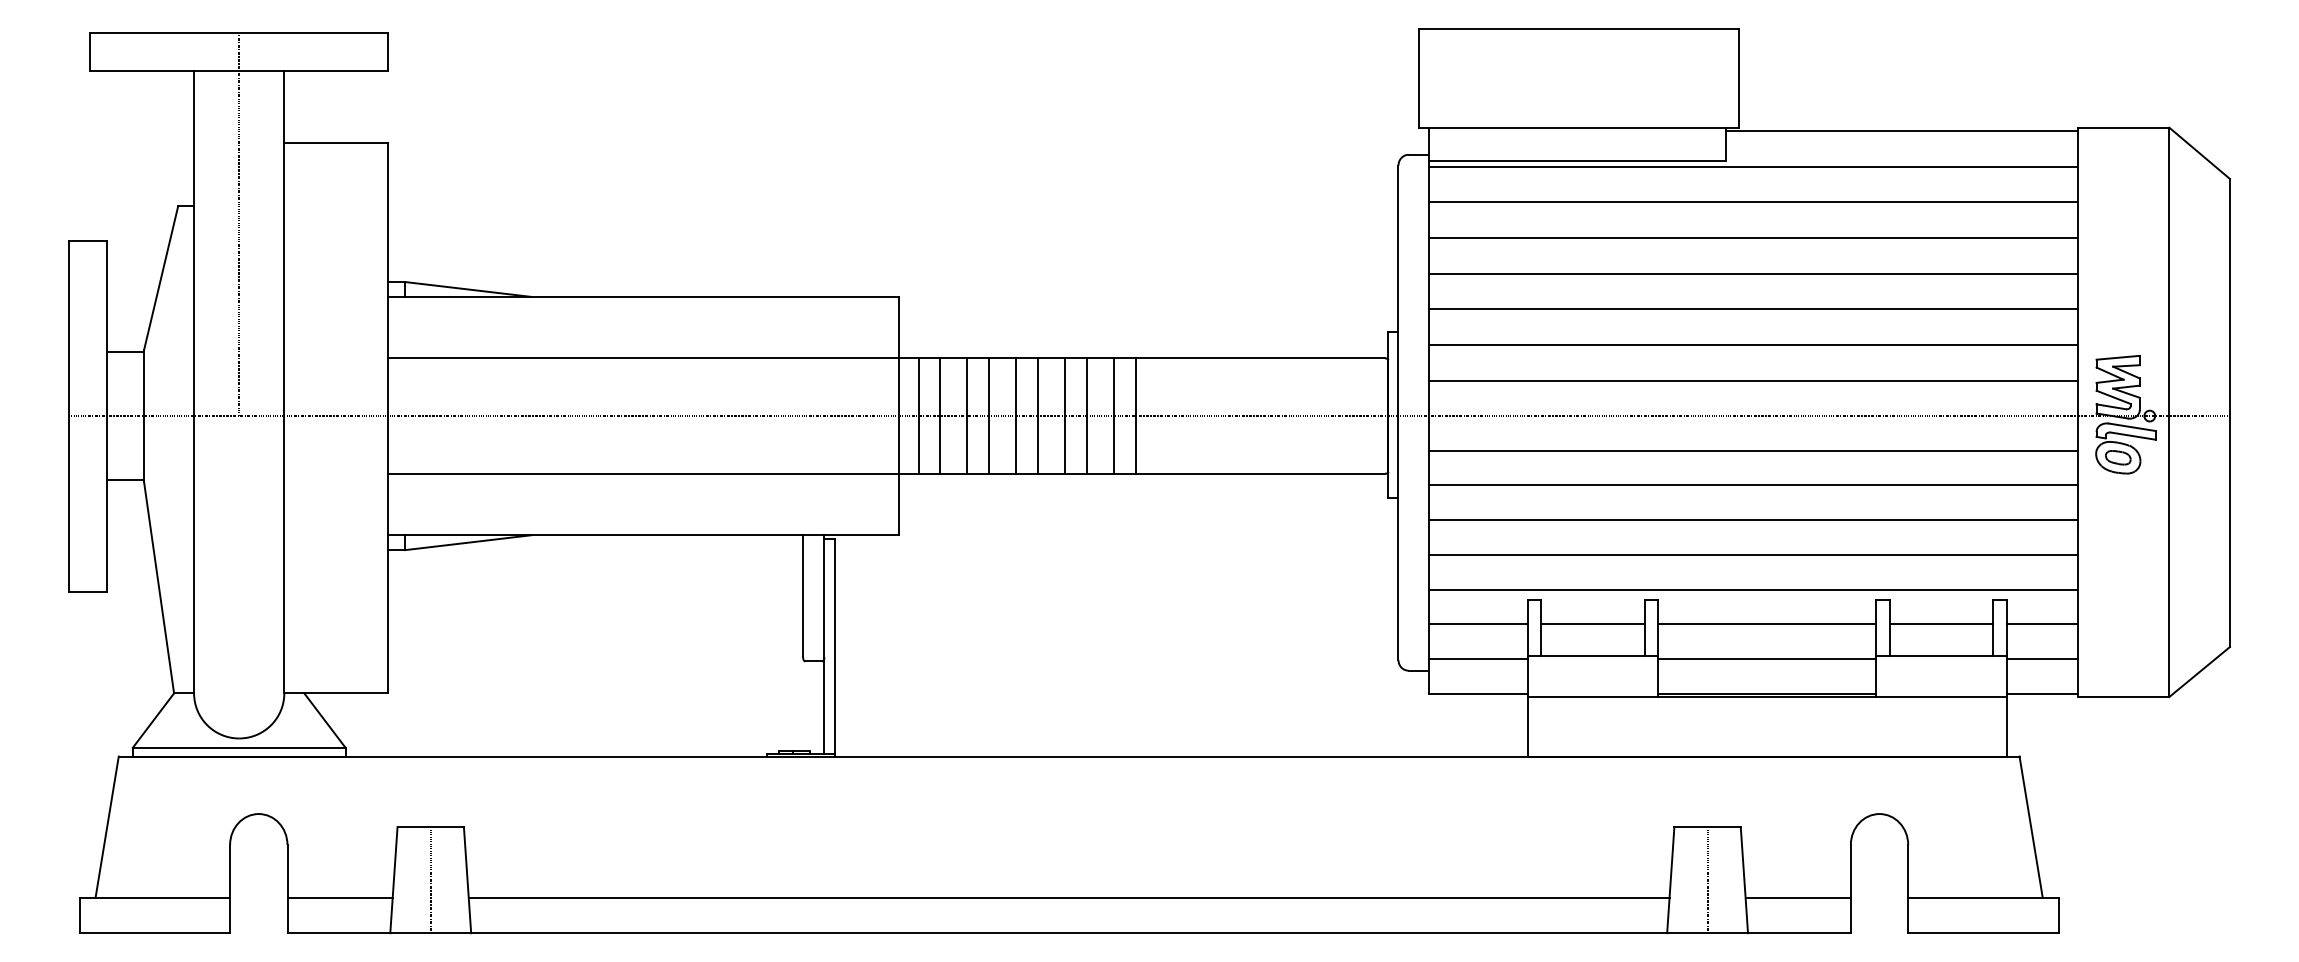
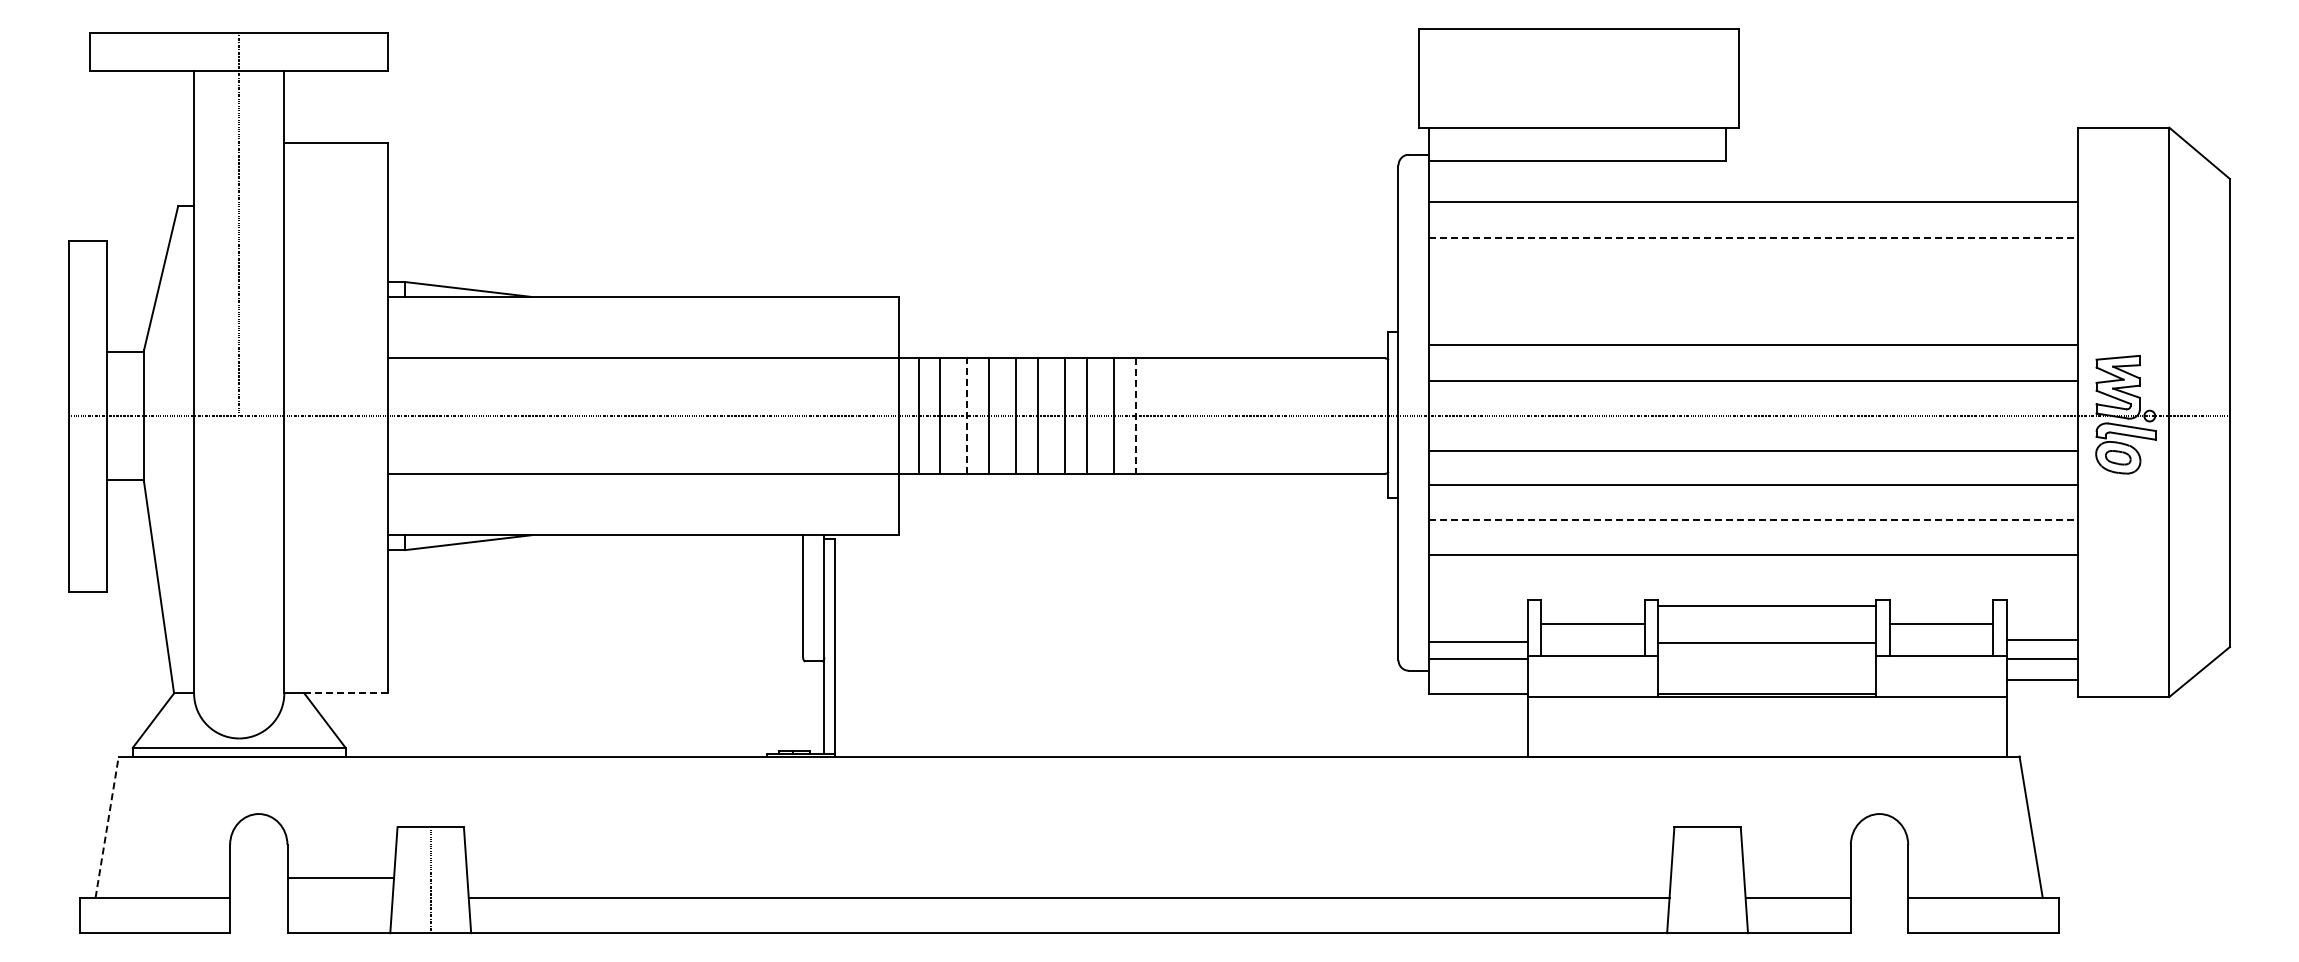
line: present -> none (1901, 131)
line: present -> none (1753, 166)
line: solid -> dashed (1753, 237)
line: present -> none (1753, 273)
line: present -> none (1753, 309)
line: solid -> dashed (967, 416)
line: solid -> dashed (1135, 416)
line: solid -> dashed (1753, 520)
line: present -> none (1753, 589)
line position: (1477, 624) -> (1477, 642) (1477, 642)
line position: (1767, 624) -> (1767, 606) (1767, 606)
line position: (2042, 624) -> (2042, 640) (2042, 640)
line position: (1767, 659) -> (1767, 643) (1767, 643)
line: solid -> dashed (346, 693)
line position: (2042, 693) -> (2042, 679) (2042, 679)
line: solid -> dashed (107, 827)
line: present -> none (1707, 880)
line position: (339, 897) -> (339, 877) (339, 877)
